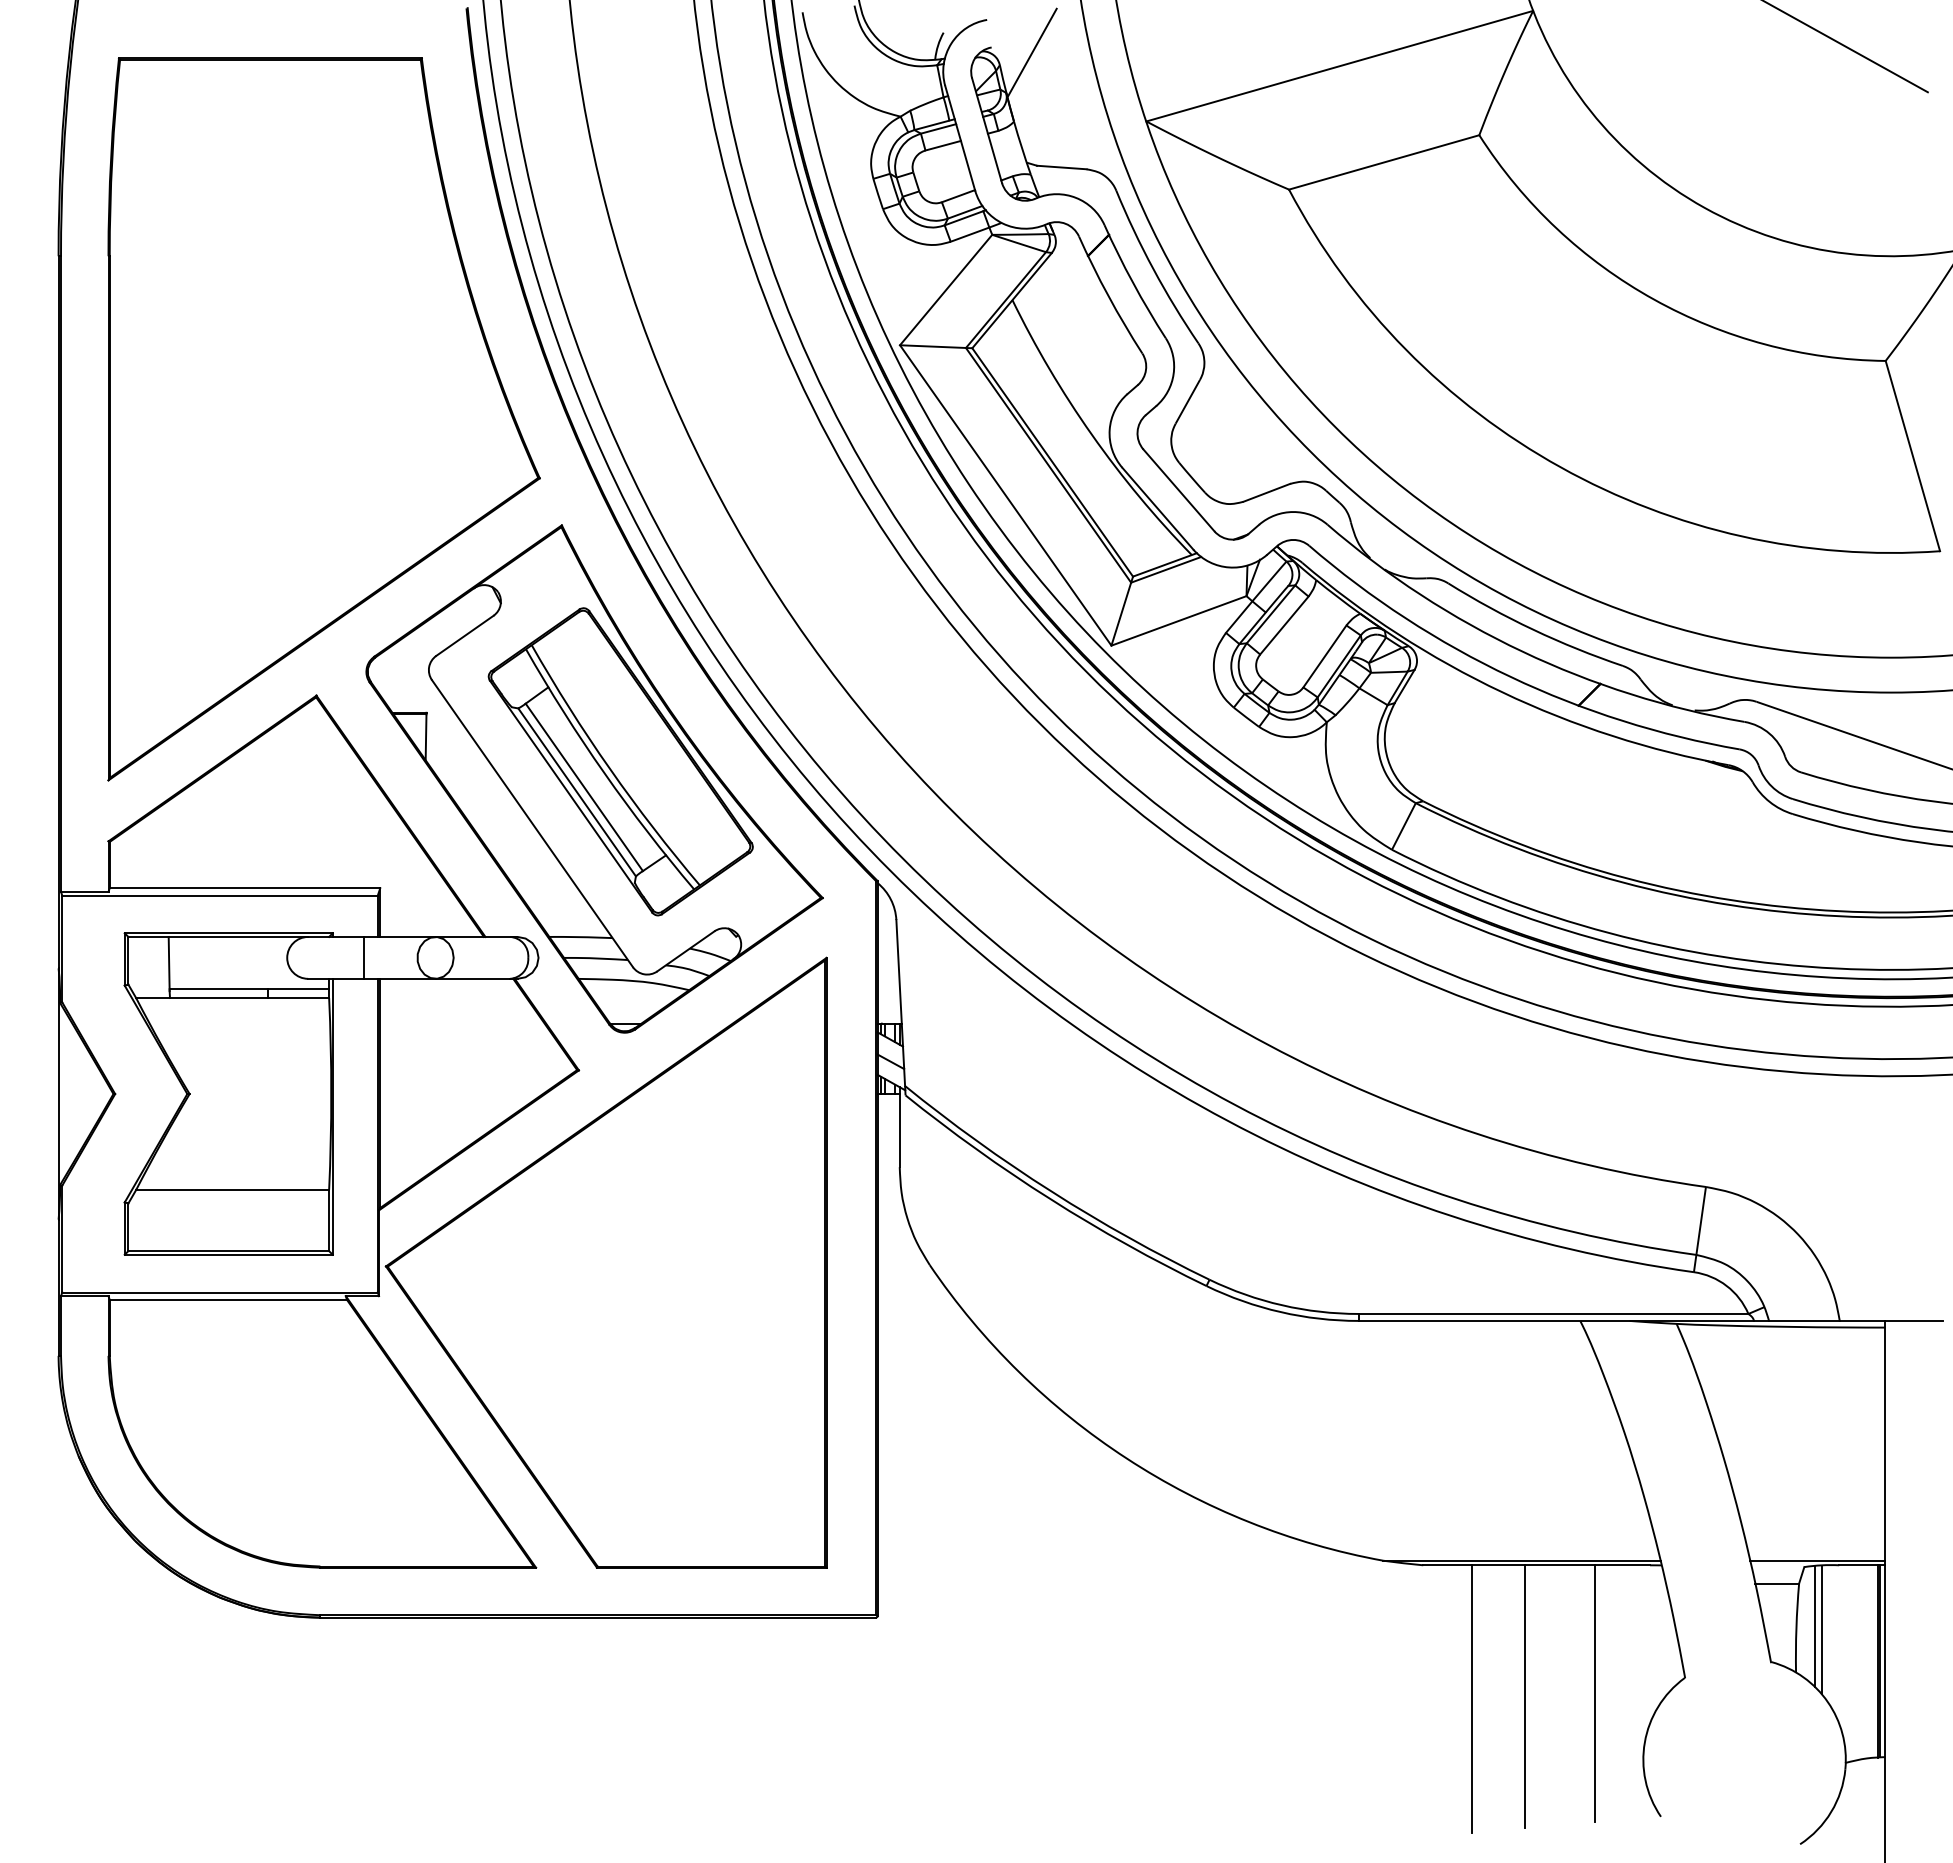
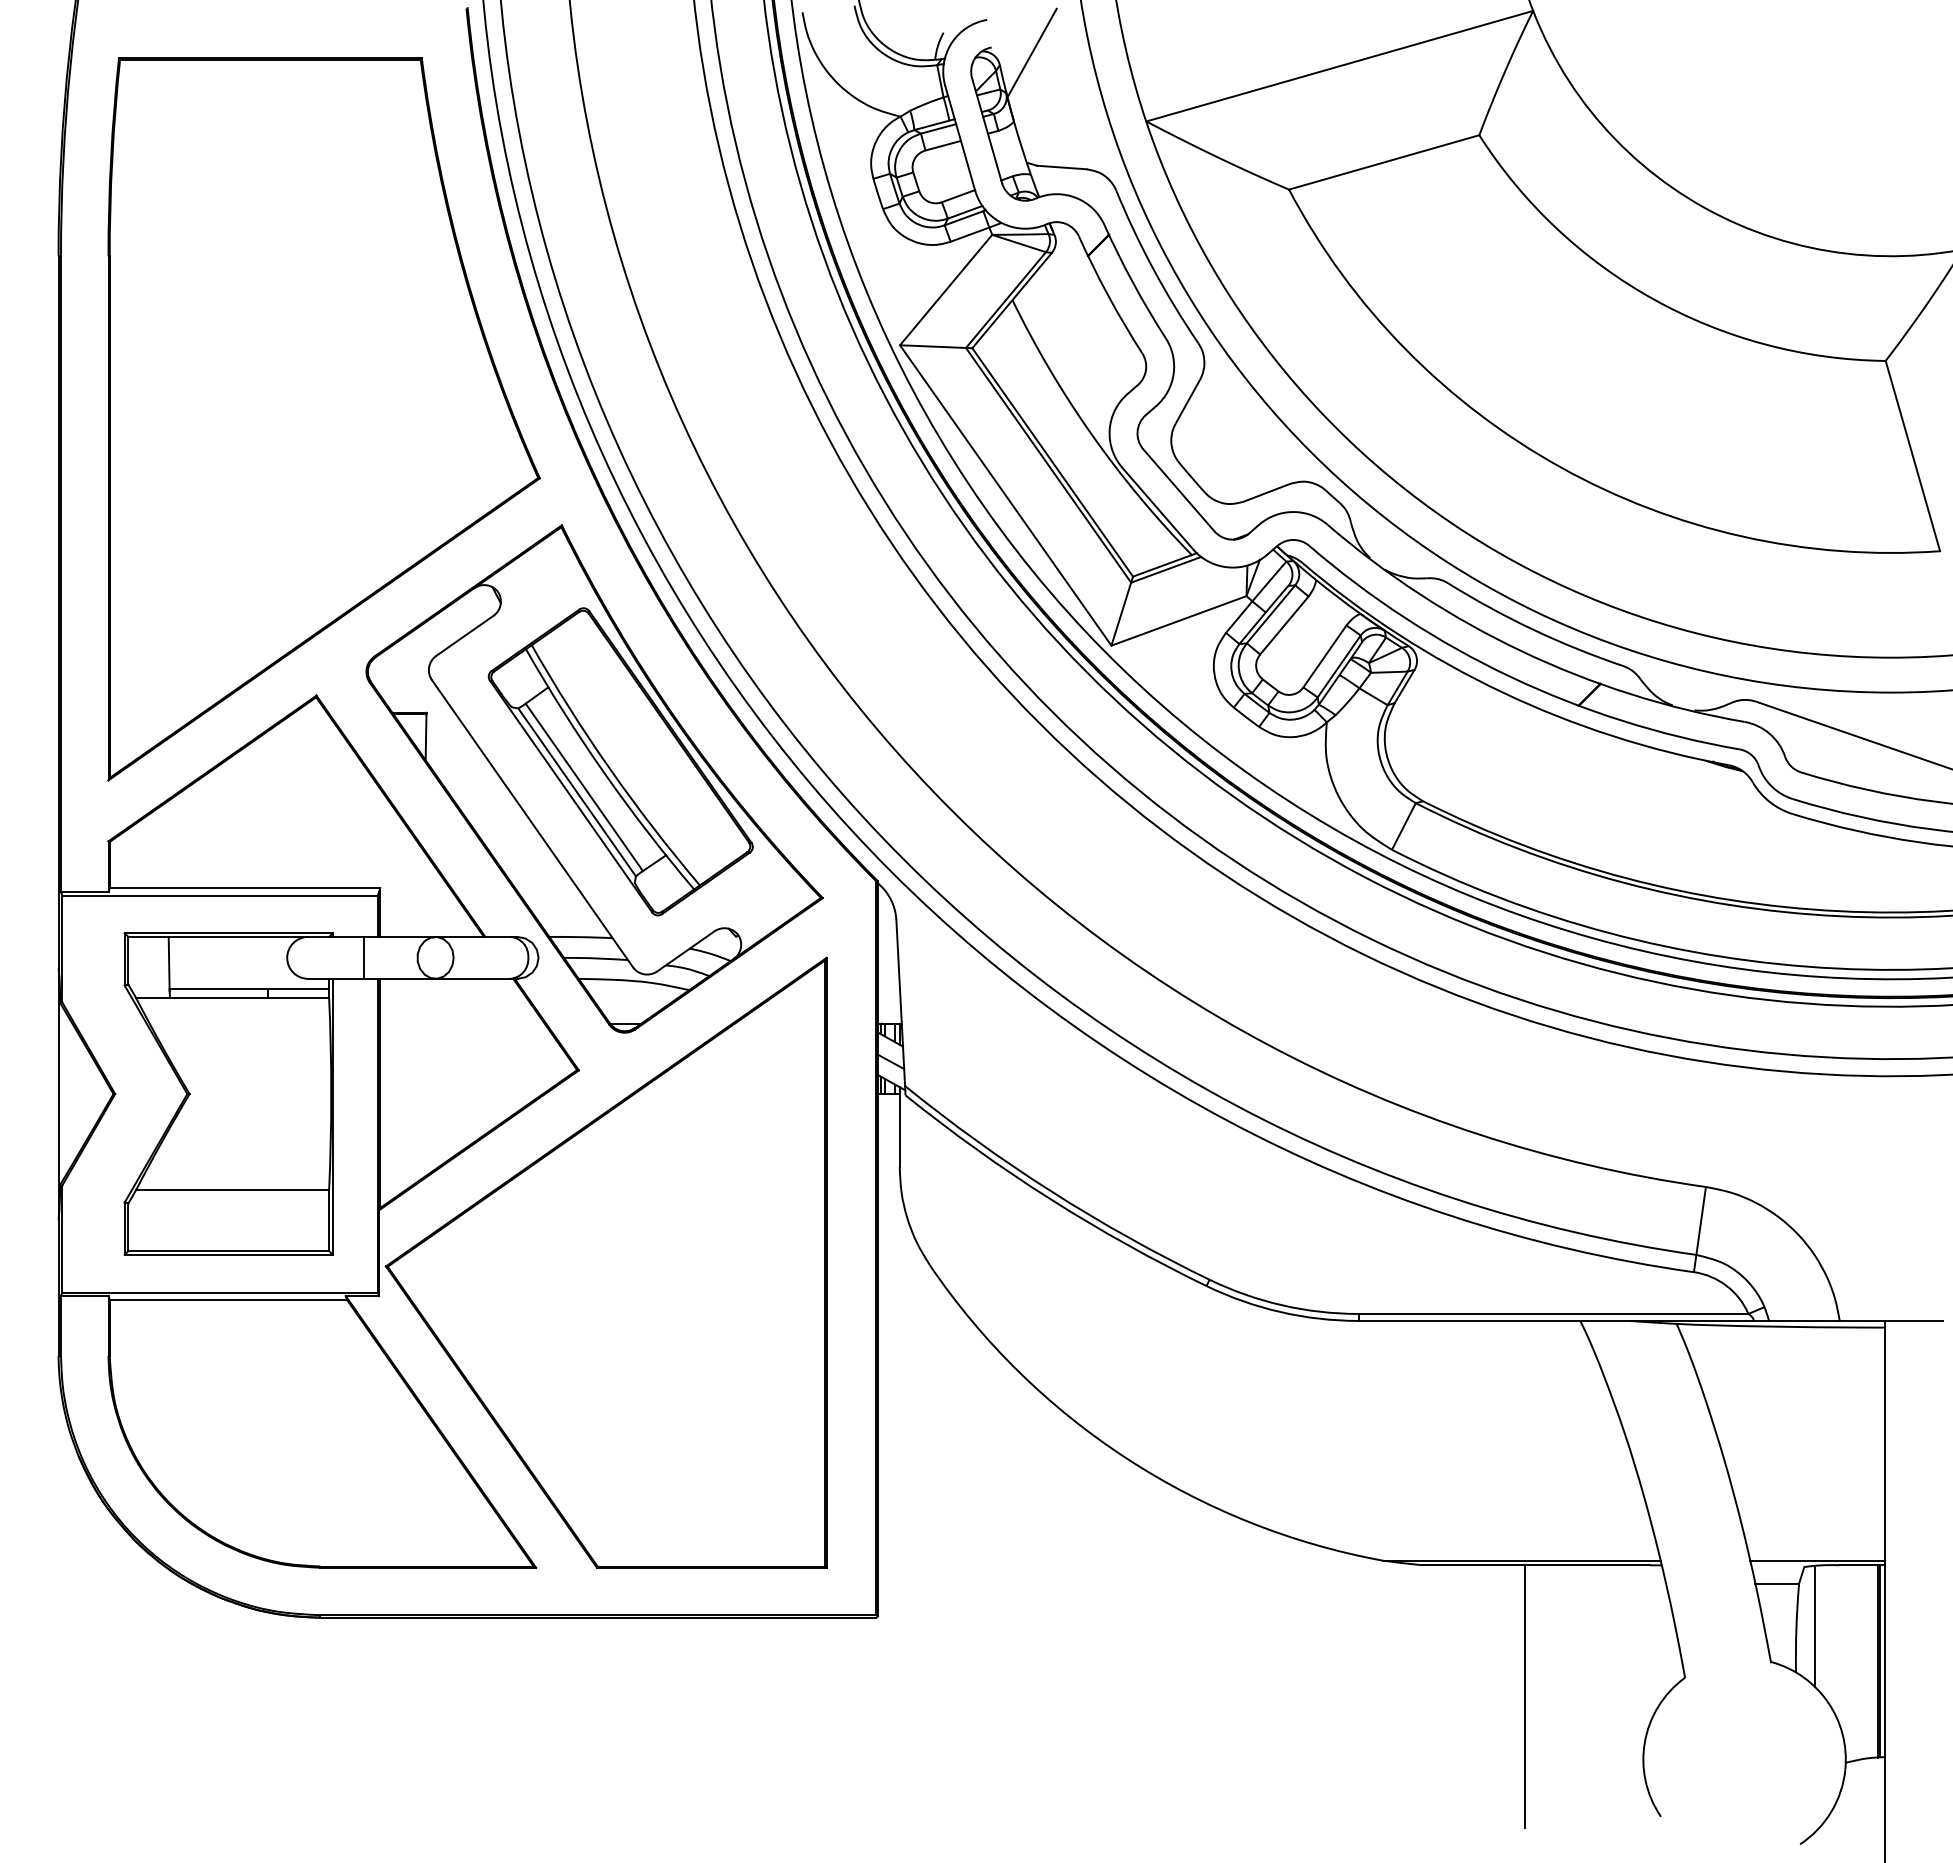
line: present -> none (1846, 47)
line: present -> none (1821, 1629)
line: present -> none (1594, 1693)
line: present -> none (1472, 1699)
